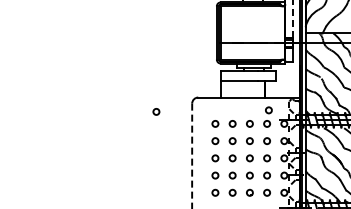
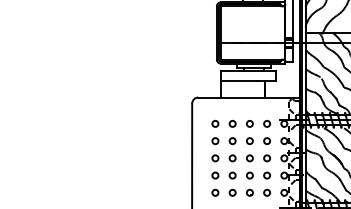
line: dashed -> solid (293, 19)
circle: present -> none (268, 110)
circle: present -> none (156, 111)
line: dashed -> solid (192, 156)
